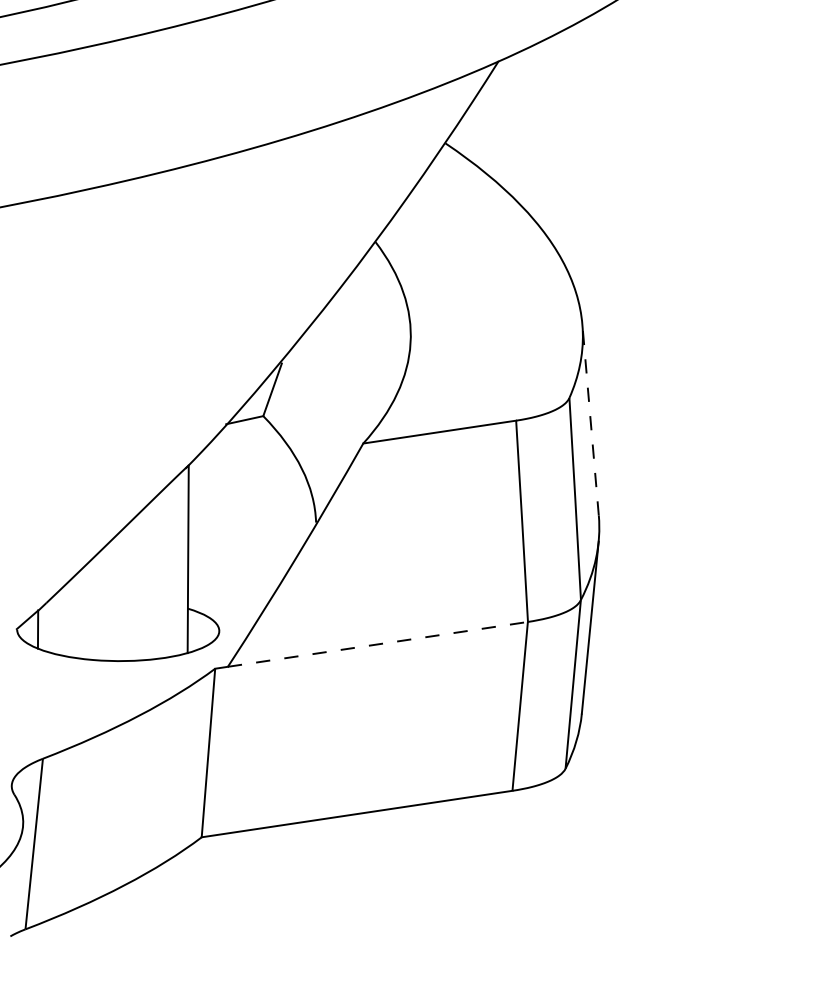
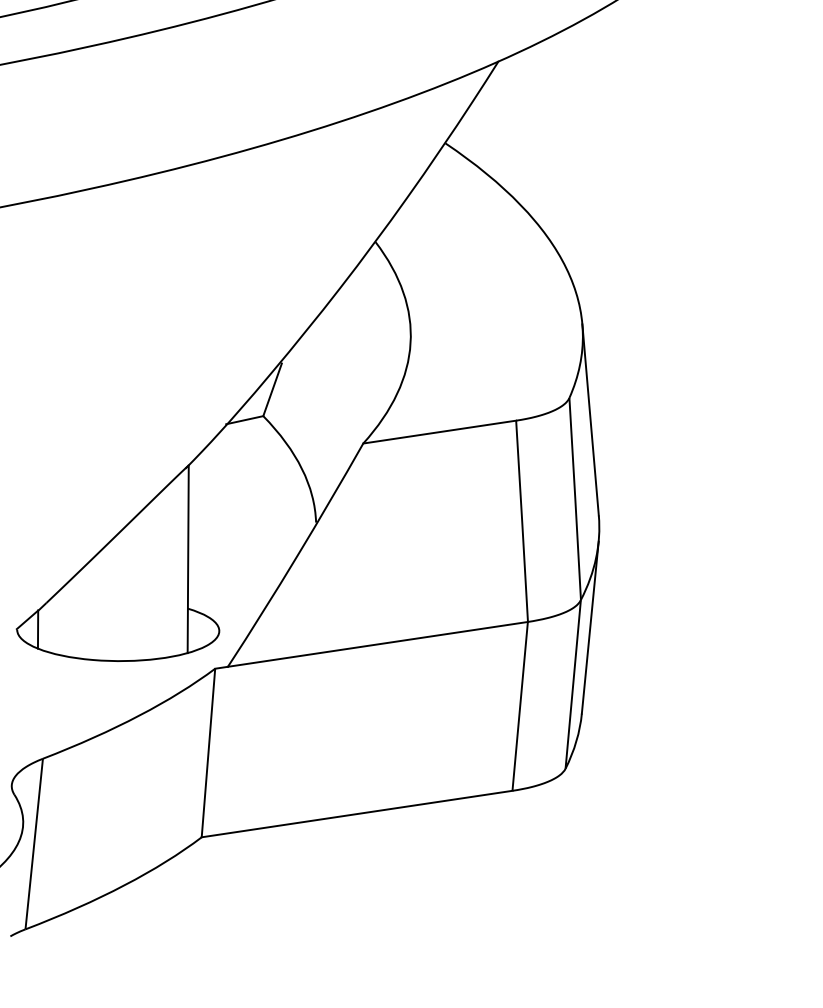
line: dashed -> solid (590, 419)
line: dashed -> solid (377, 644)
